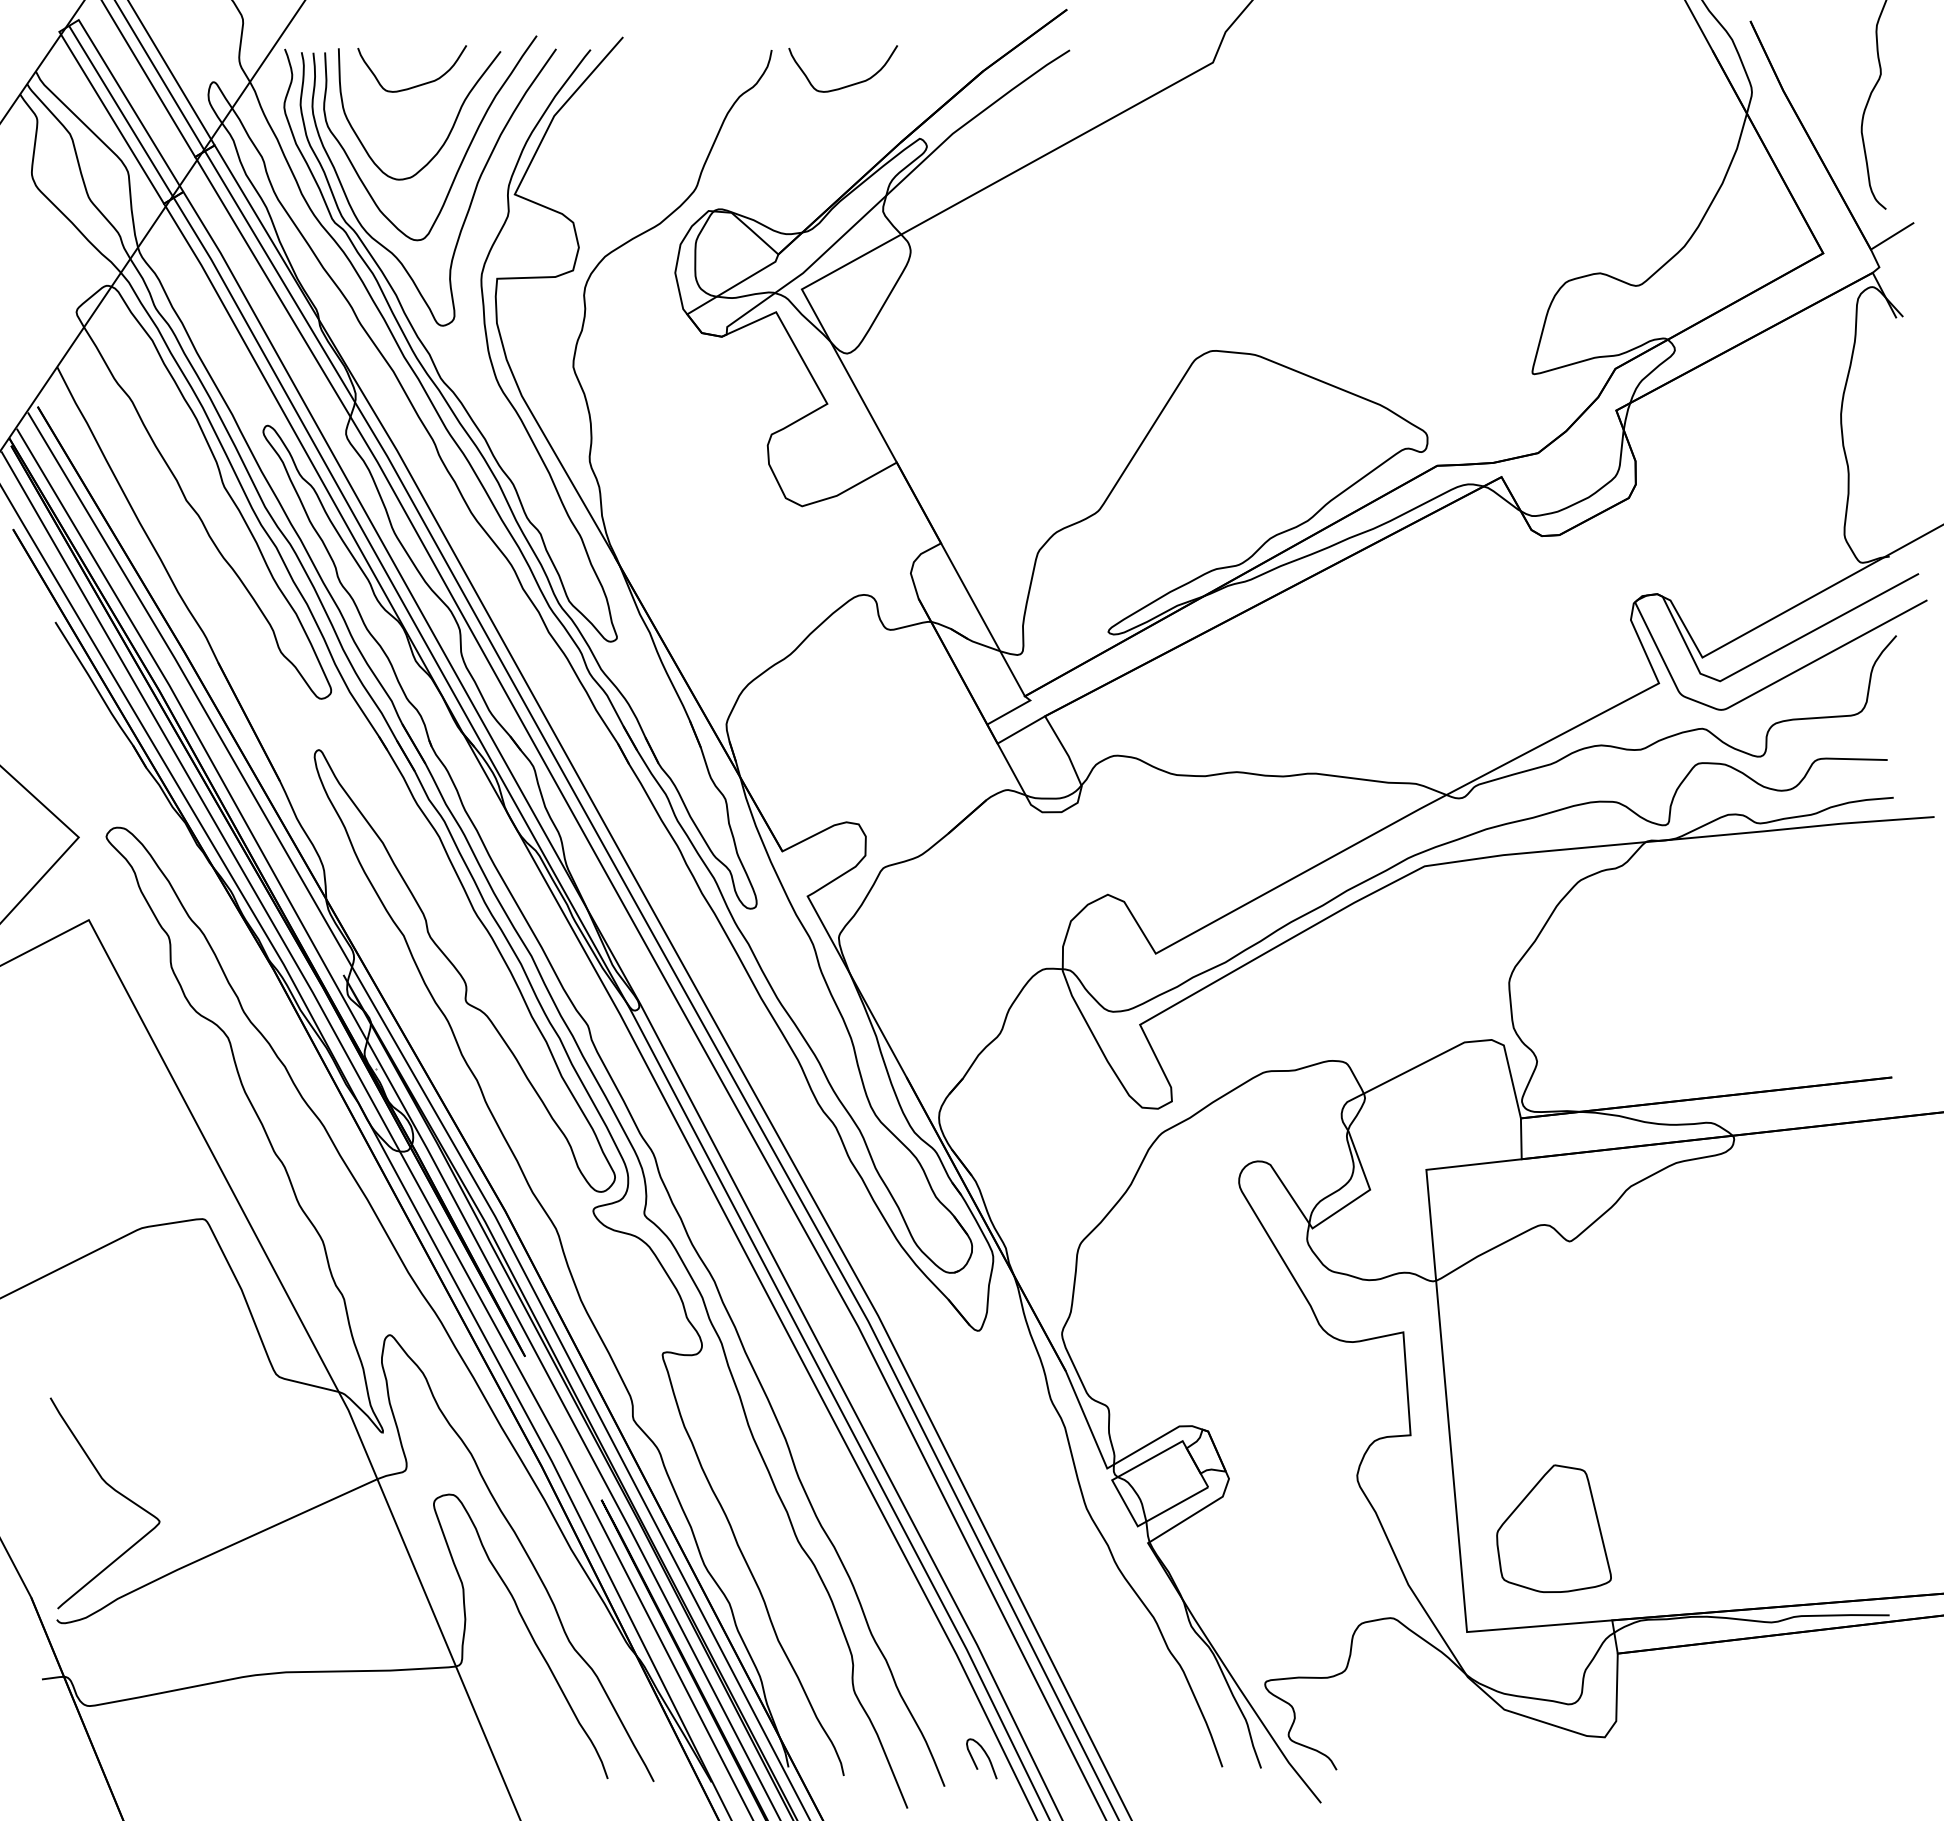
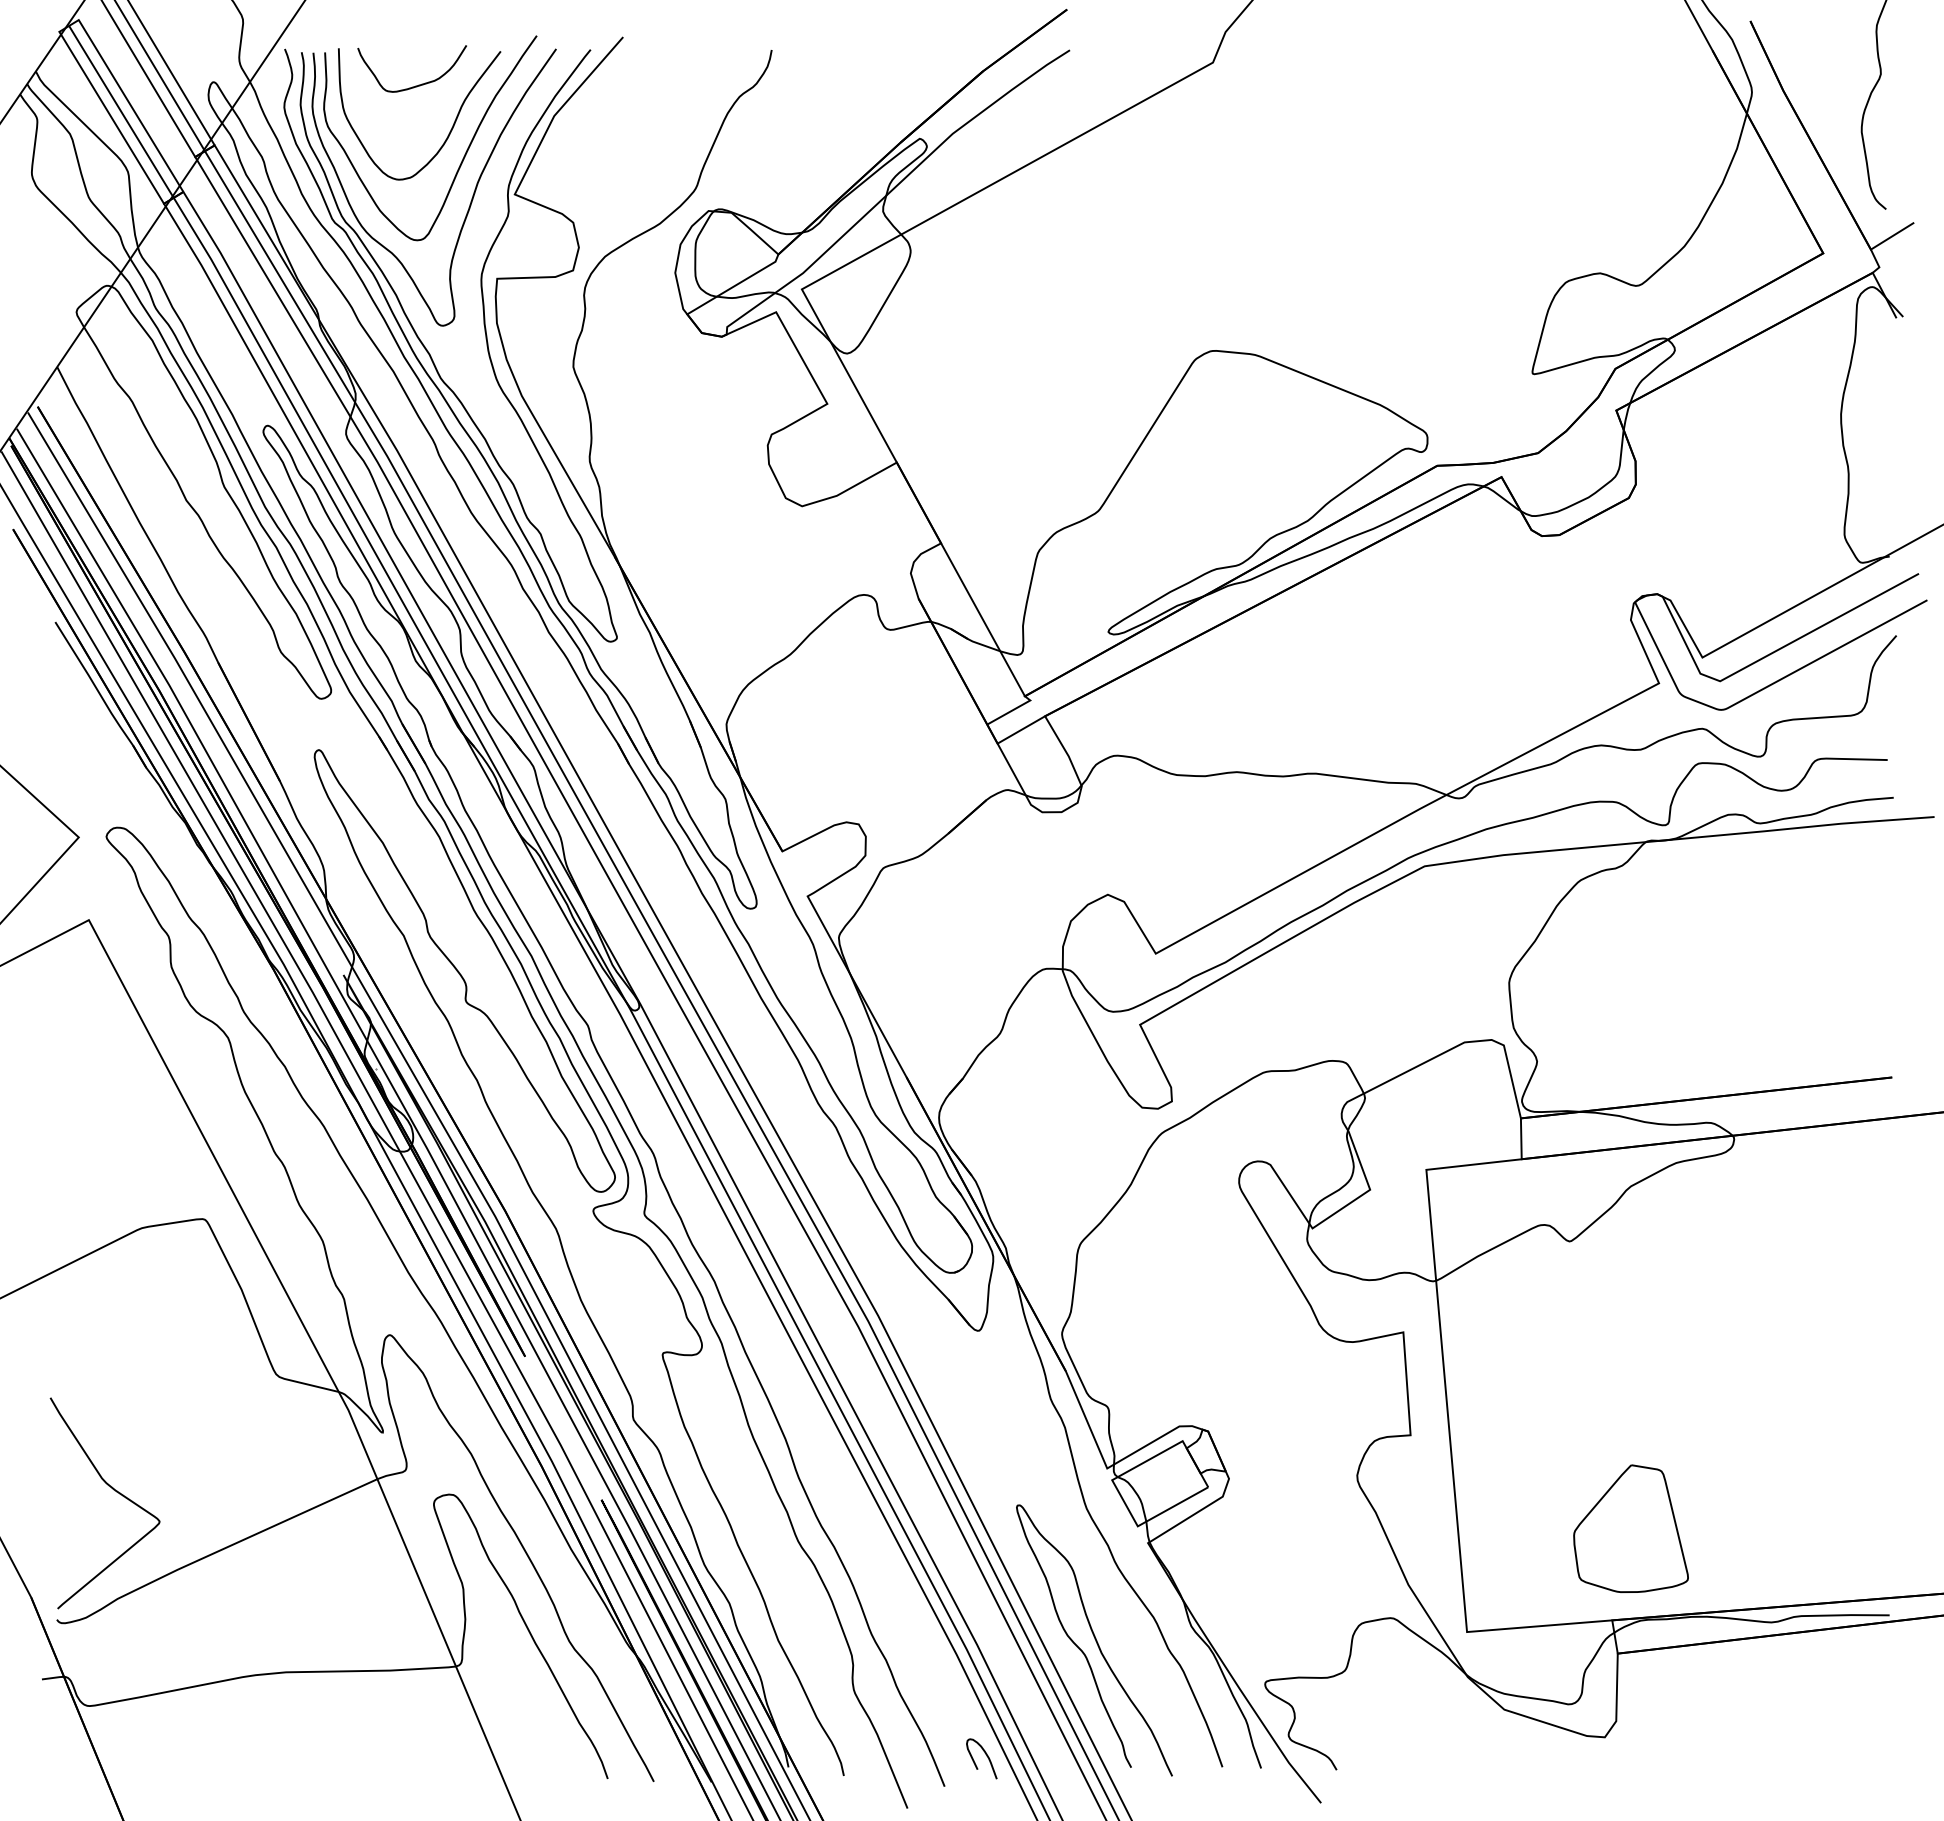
curve: present -> none (849, 84)
part position: (1553, 1528) -> (1630, 1528) (1630, 1528)
curve: none -> present (1094, 1639)
